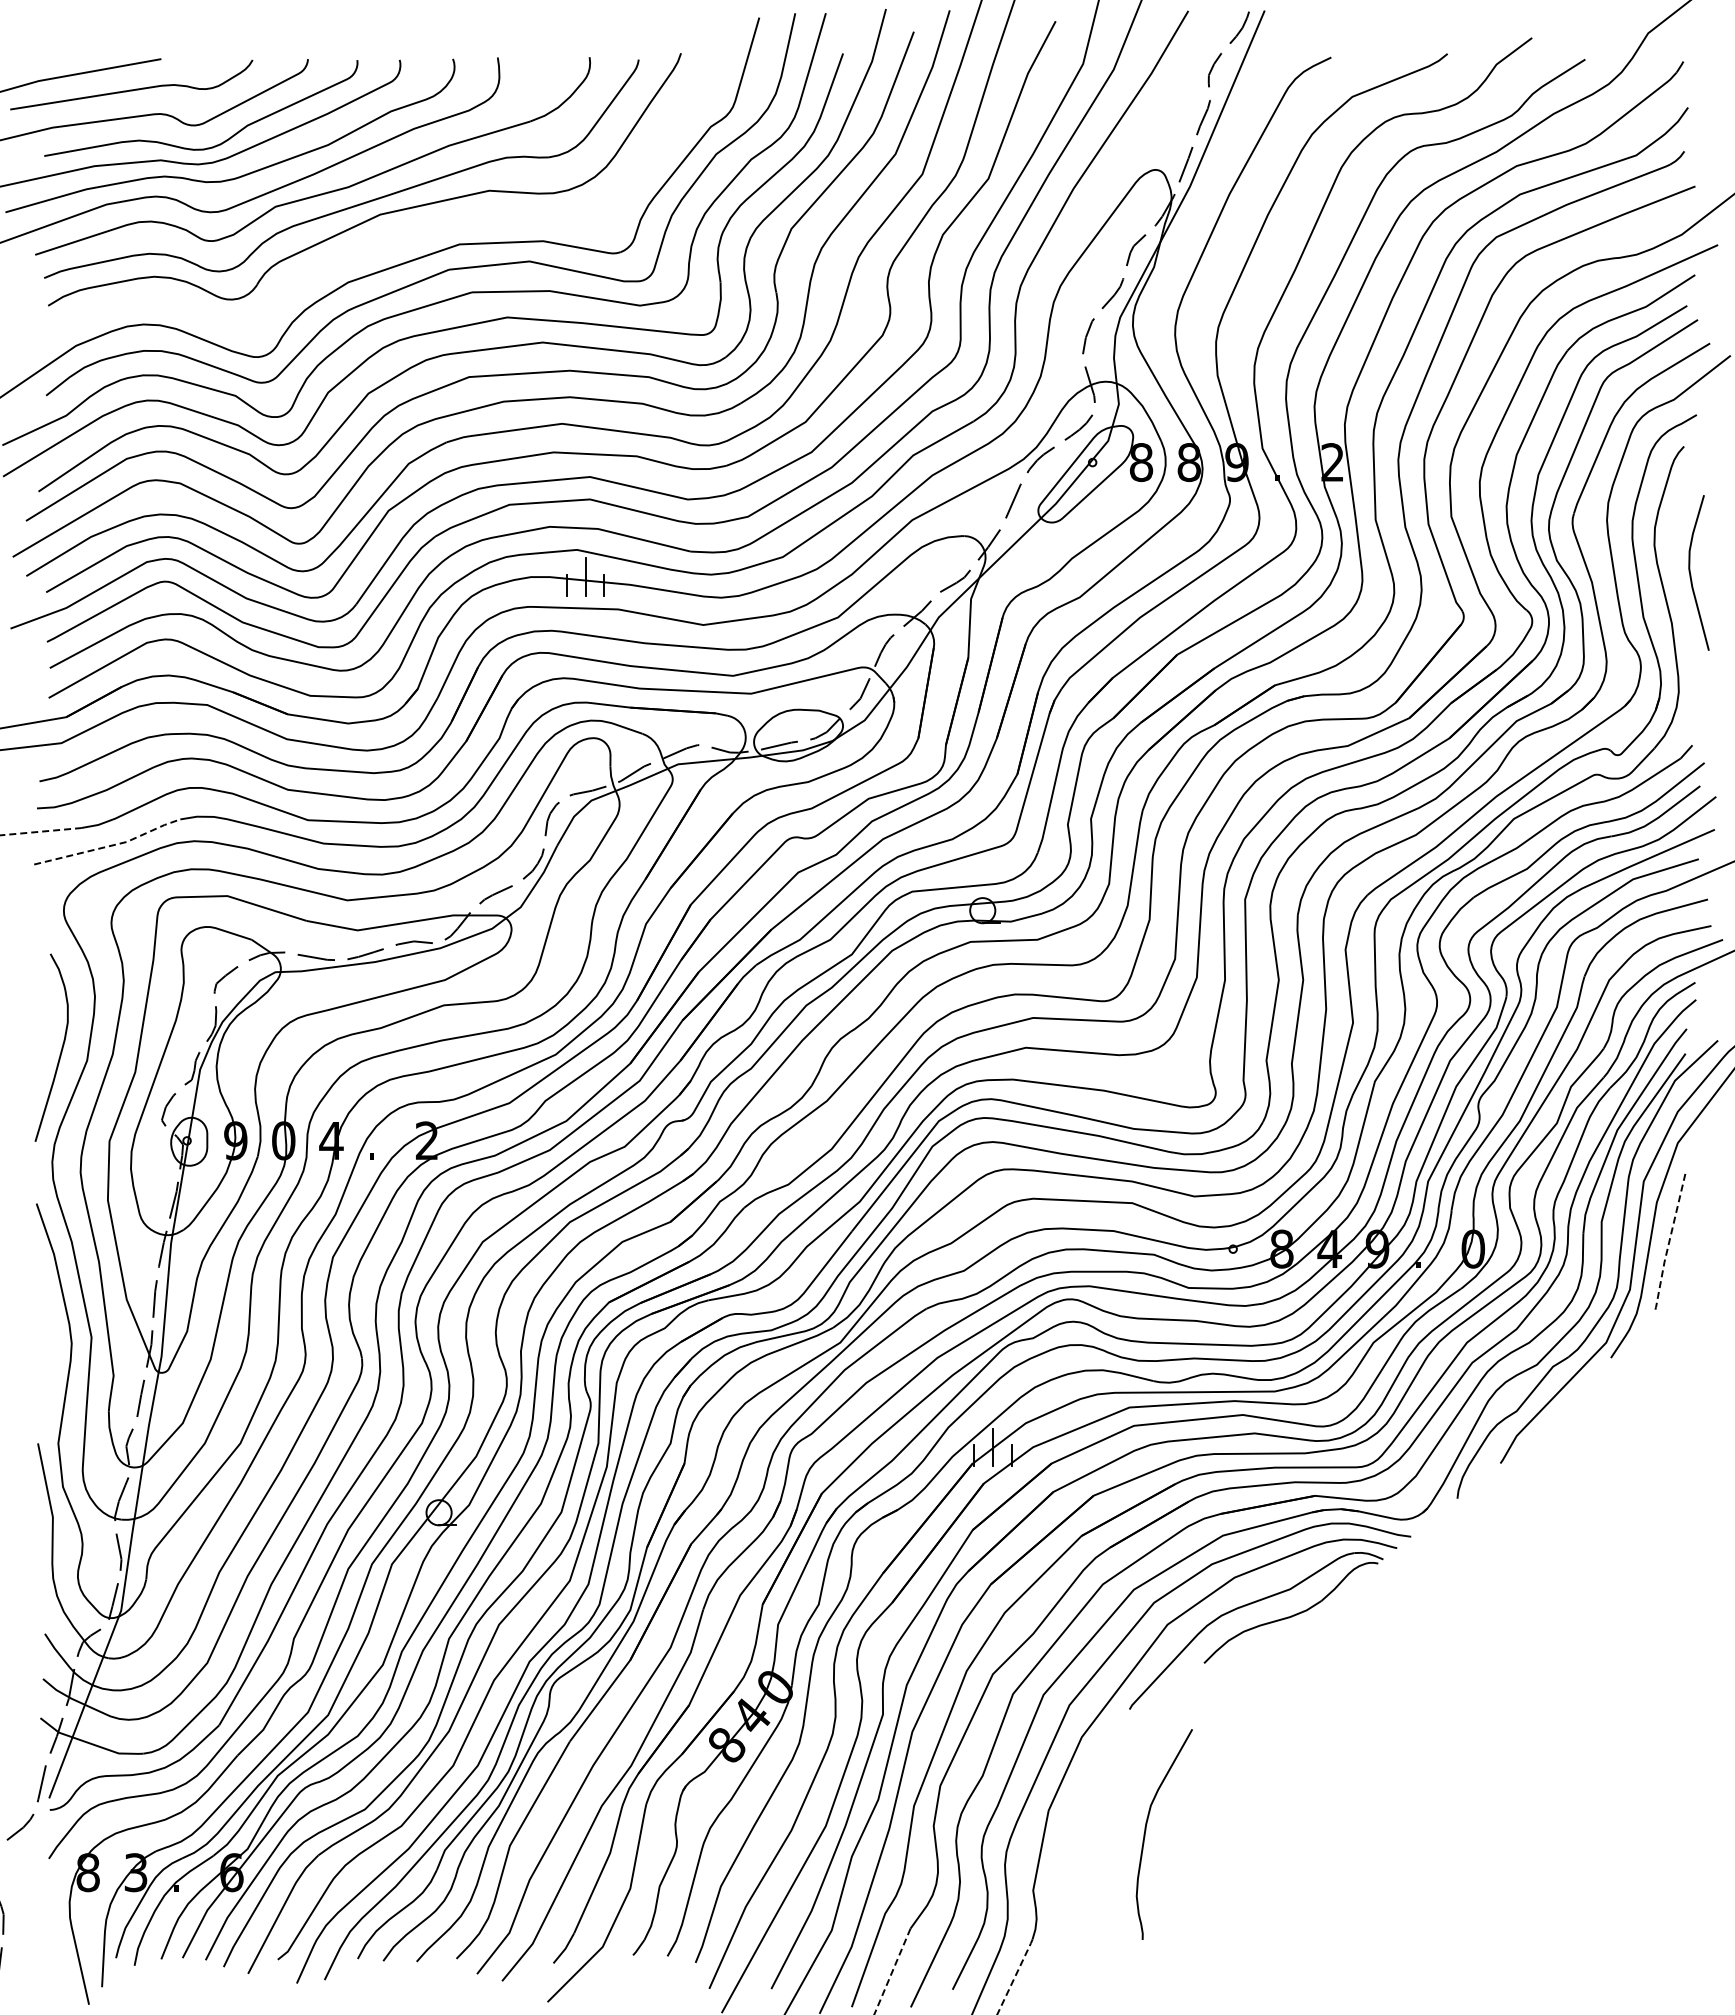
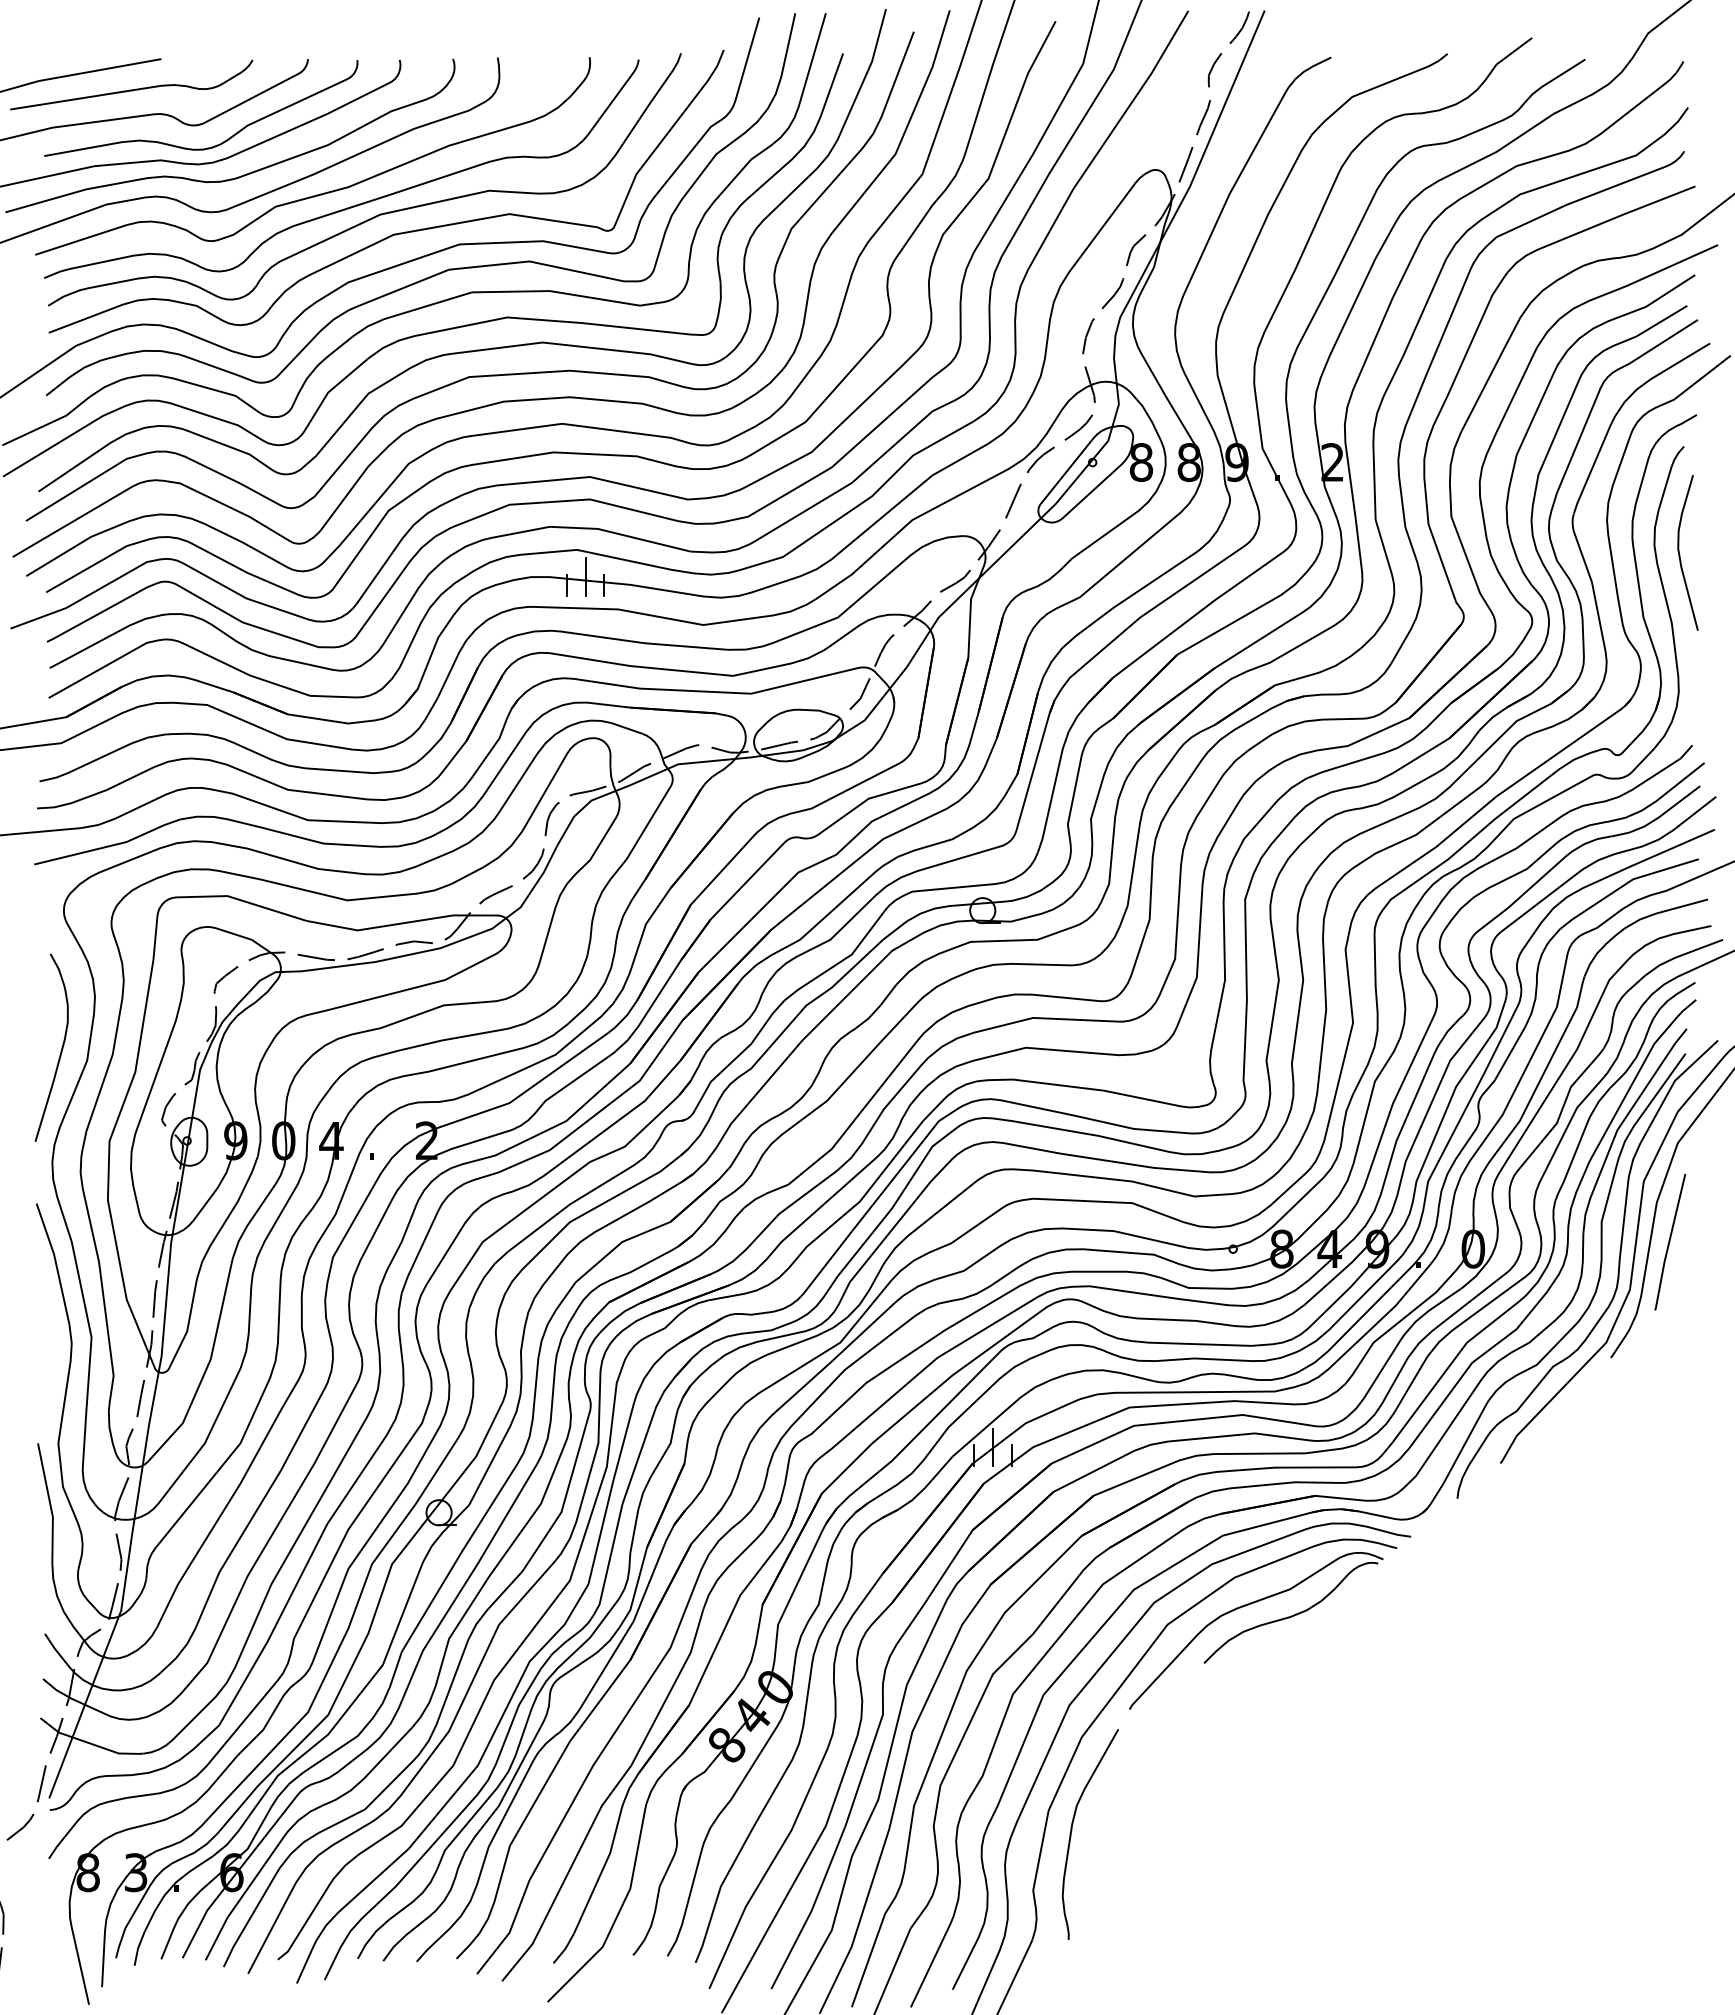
part: none -> present (393, 233)
curve position: (1691, 574) -> (1680, 554) (1680, 554)
line: dashed -> solid (40, 831)
line: dashed -> solid (110, 845)
line: dashed -> solid (1668, 1243)
curve position: (1146, 1830) -> (1072, 1830) (1072, 1830)
line: dashed -> solid (892, 1971)
line: dashed -> solid (1015, 1976)
